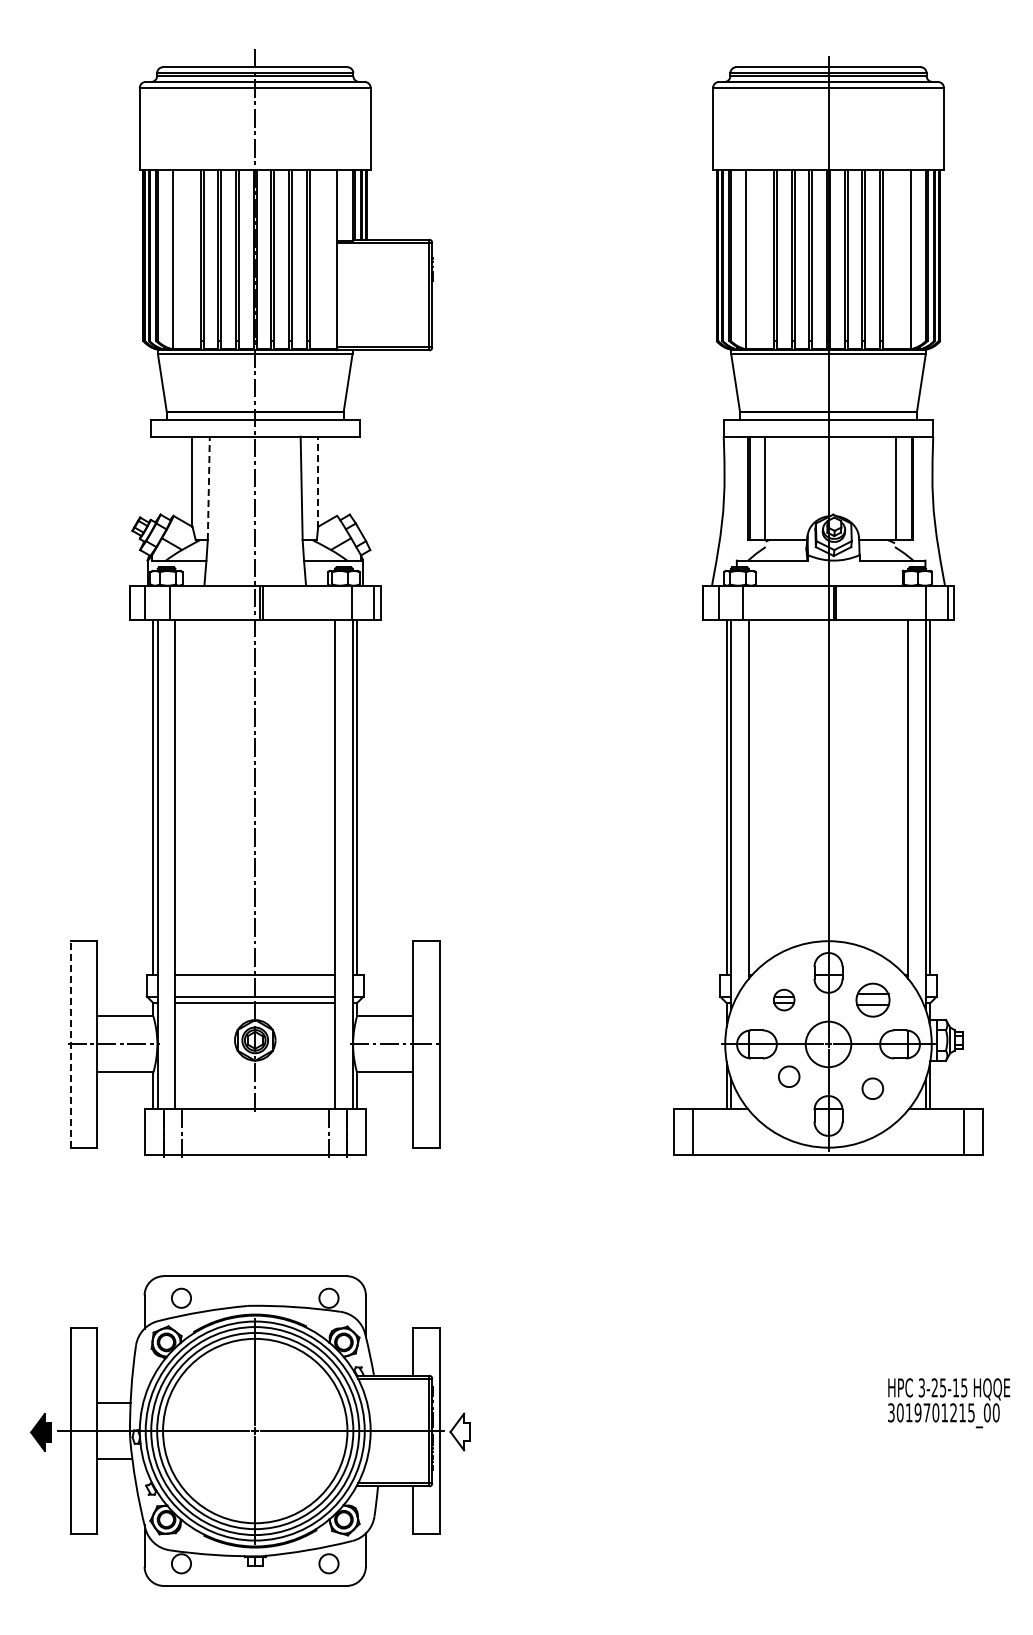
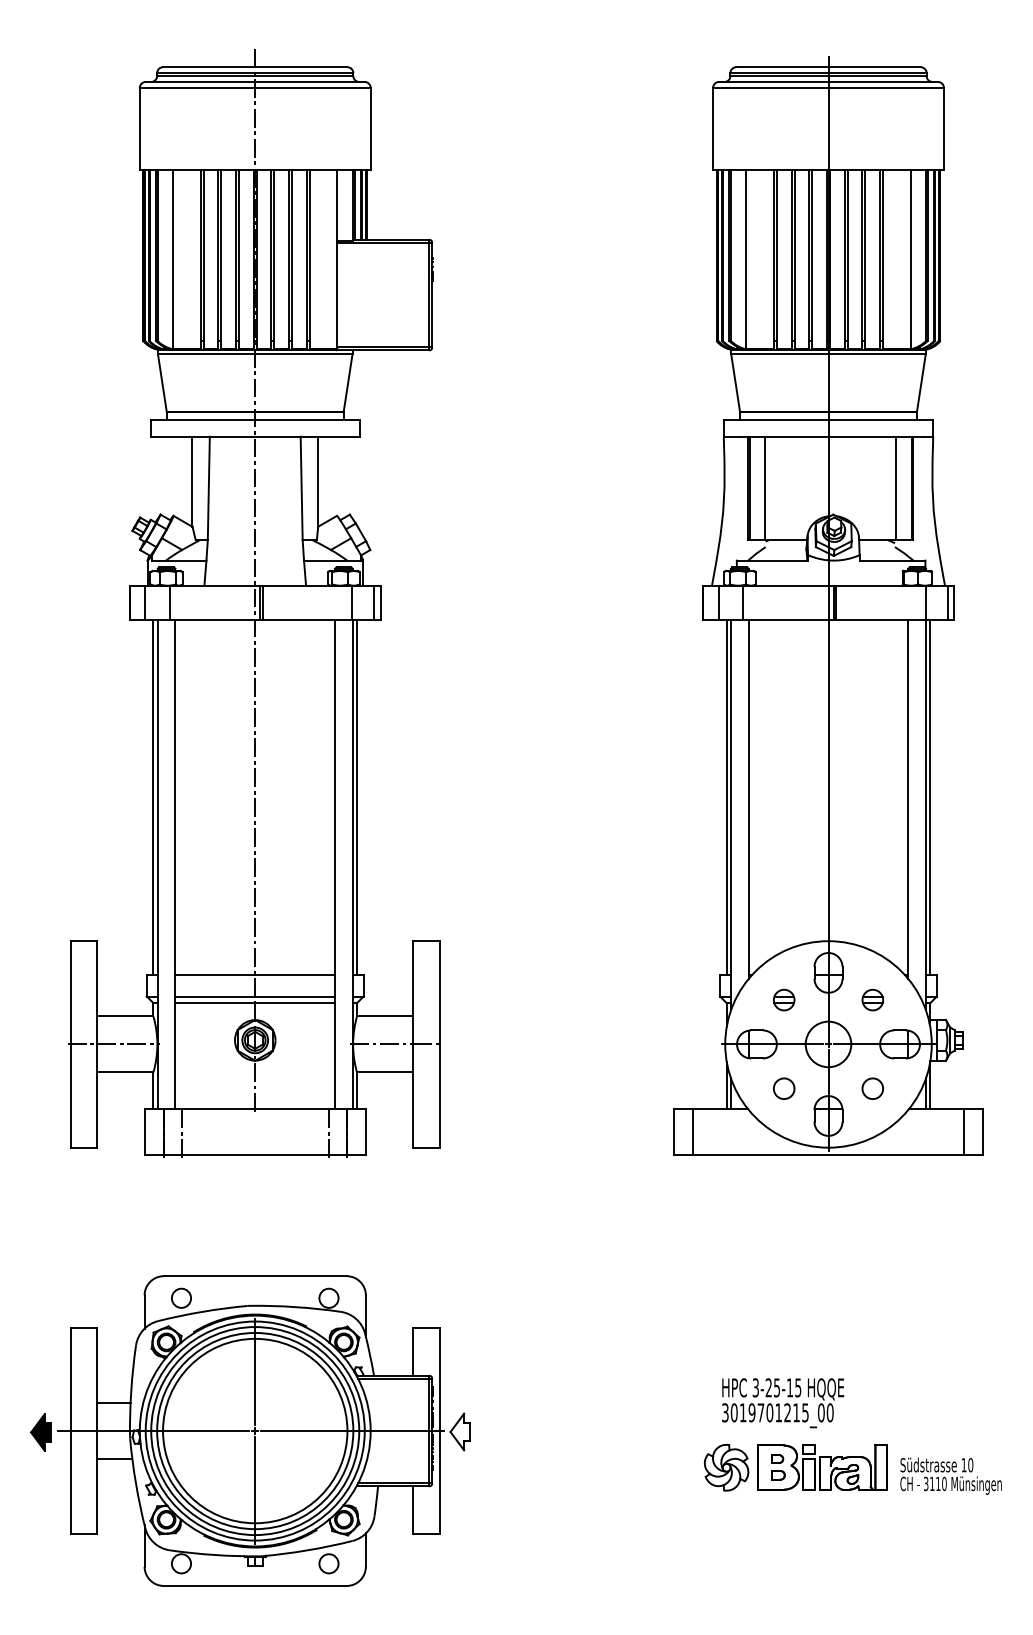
line: dashed -> solid (318, 481)
line: dashed -> solid (208, 488)
part size: 36x36 px -> 23x24 px (872, 999)
line: dashed -> solid (70, 1043)
circle position: (789, 1076) -> (784, 1088) (784, 1088)
text position: (949, 1403) -> (783, 1403) (783, 1403)
part: none -> present (852, 1469)
